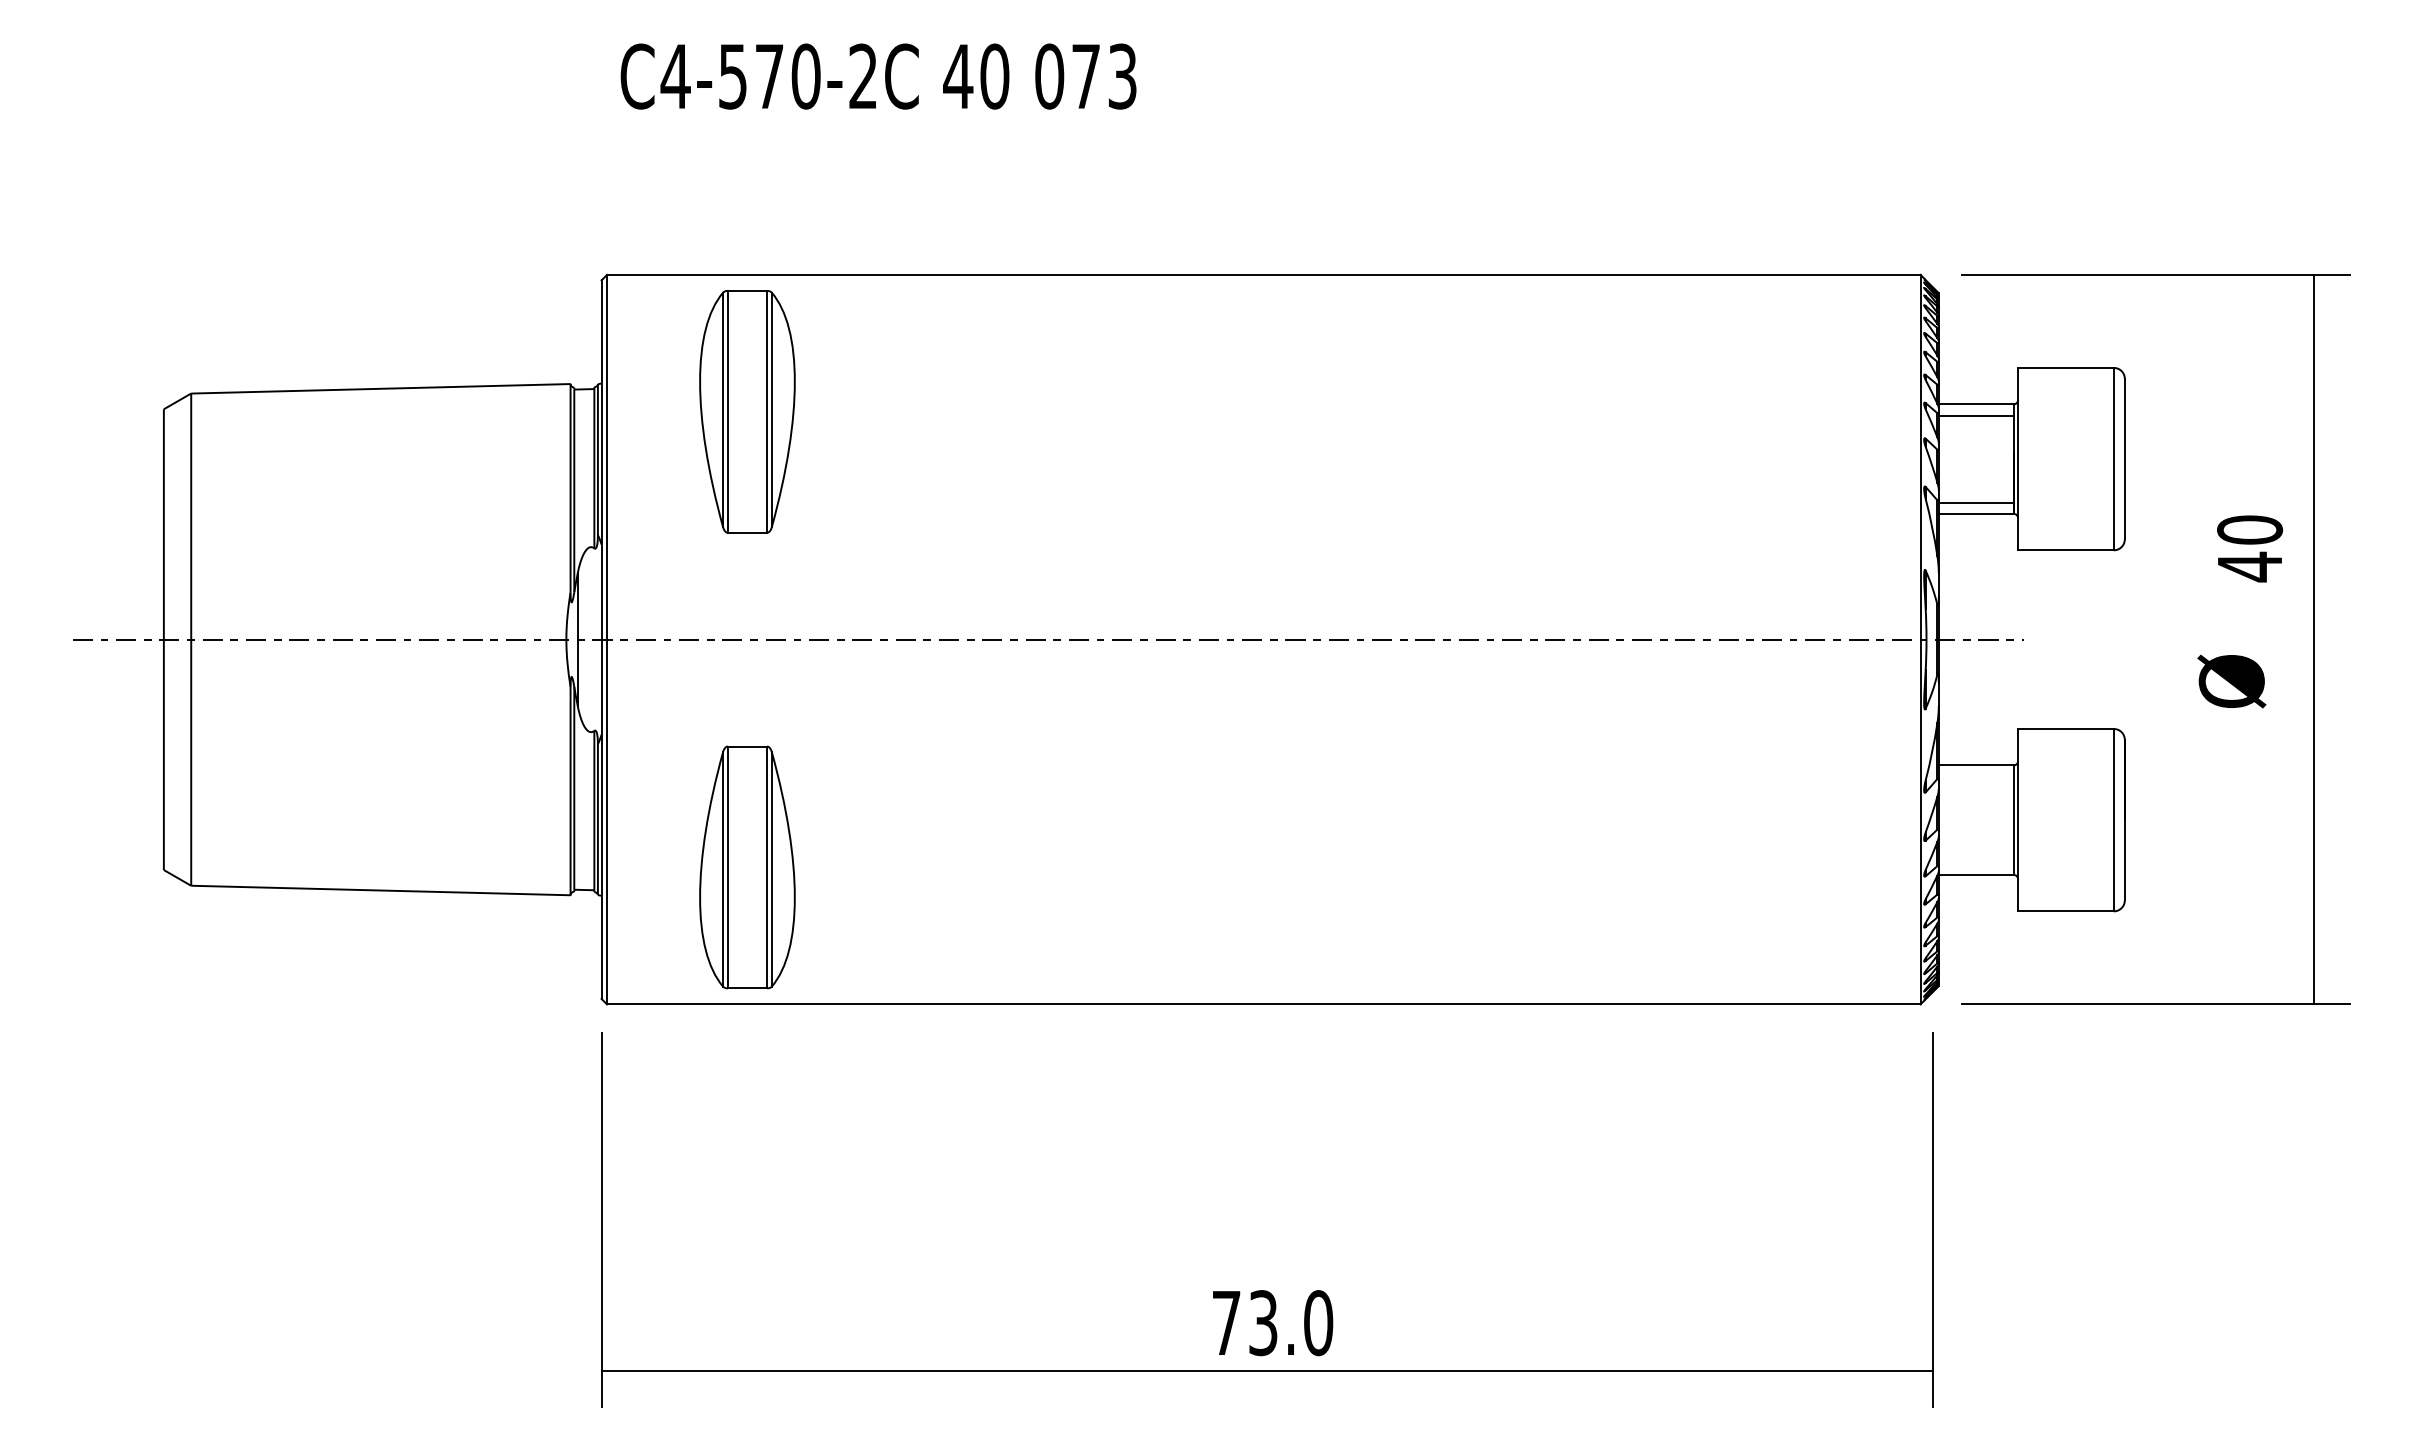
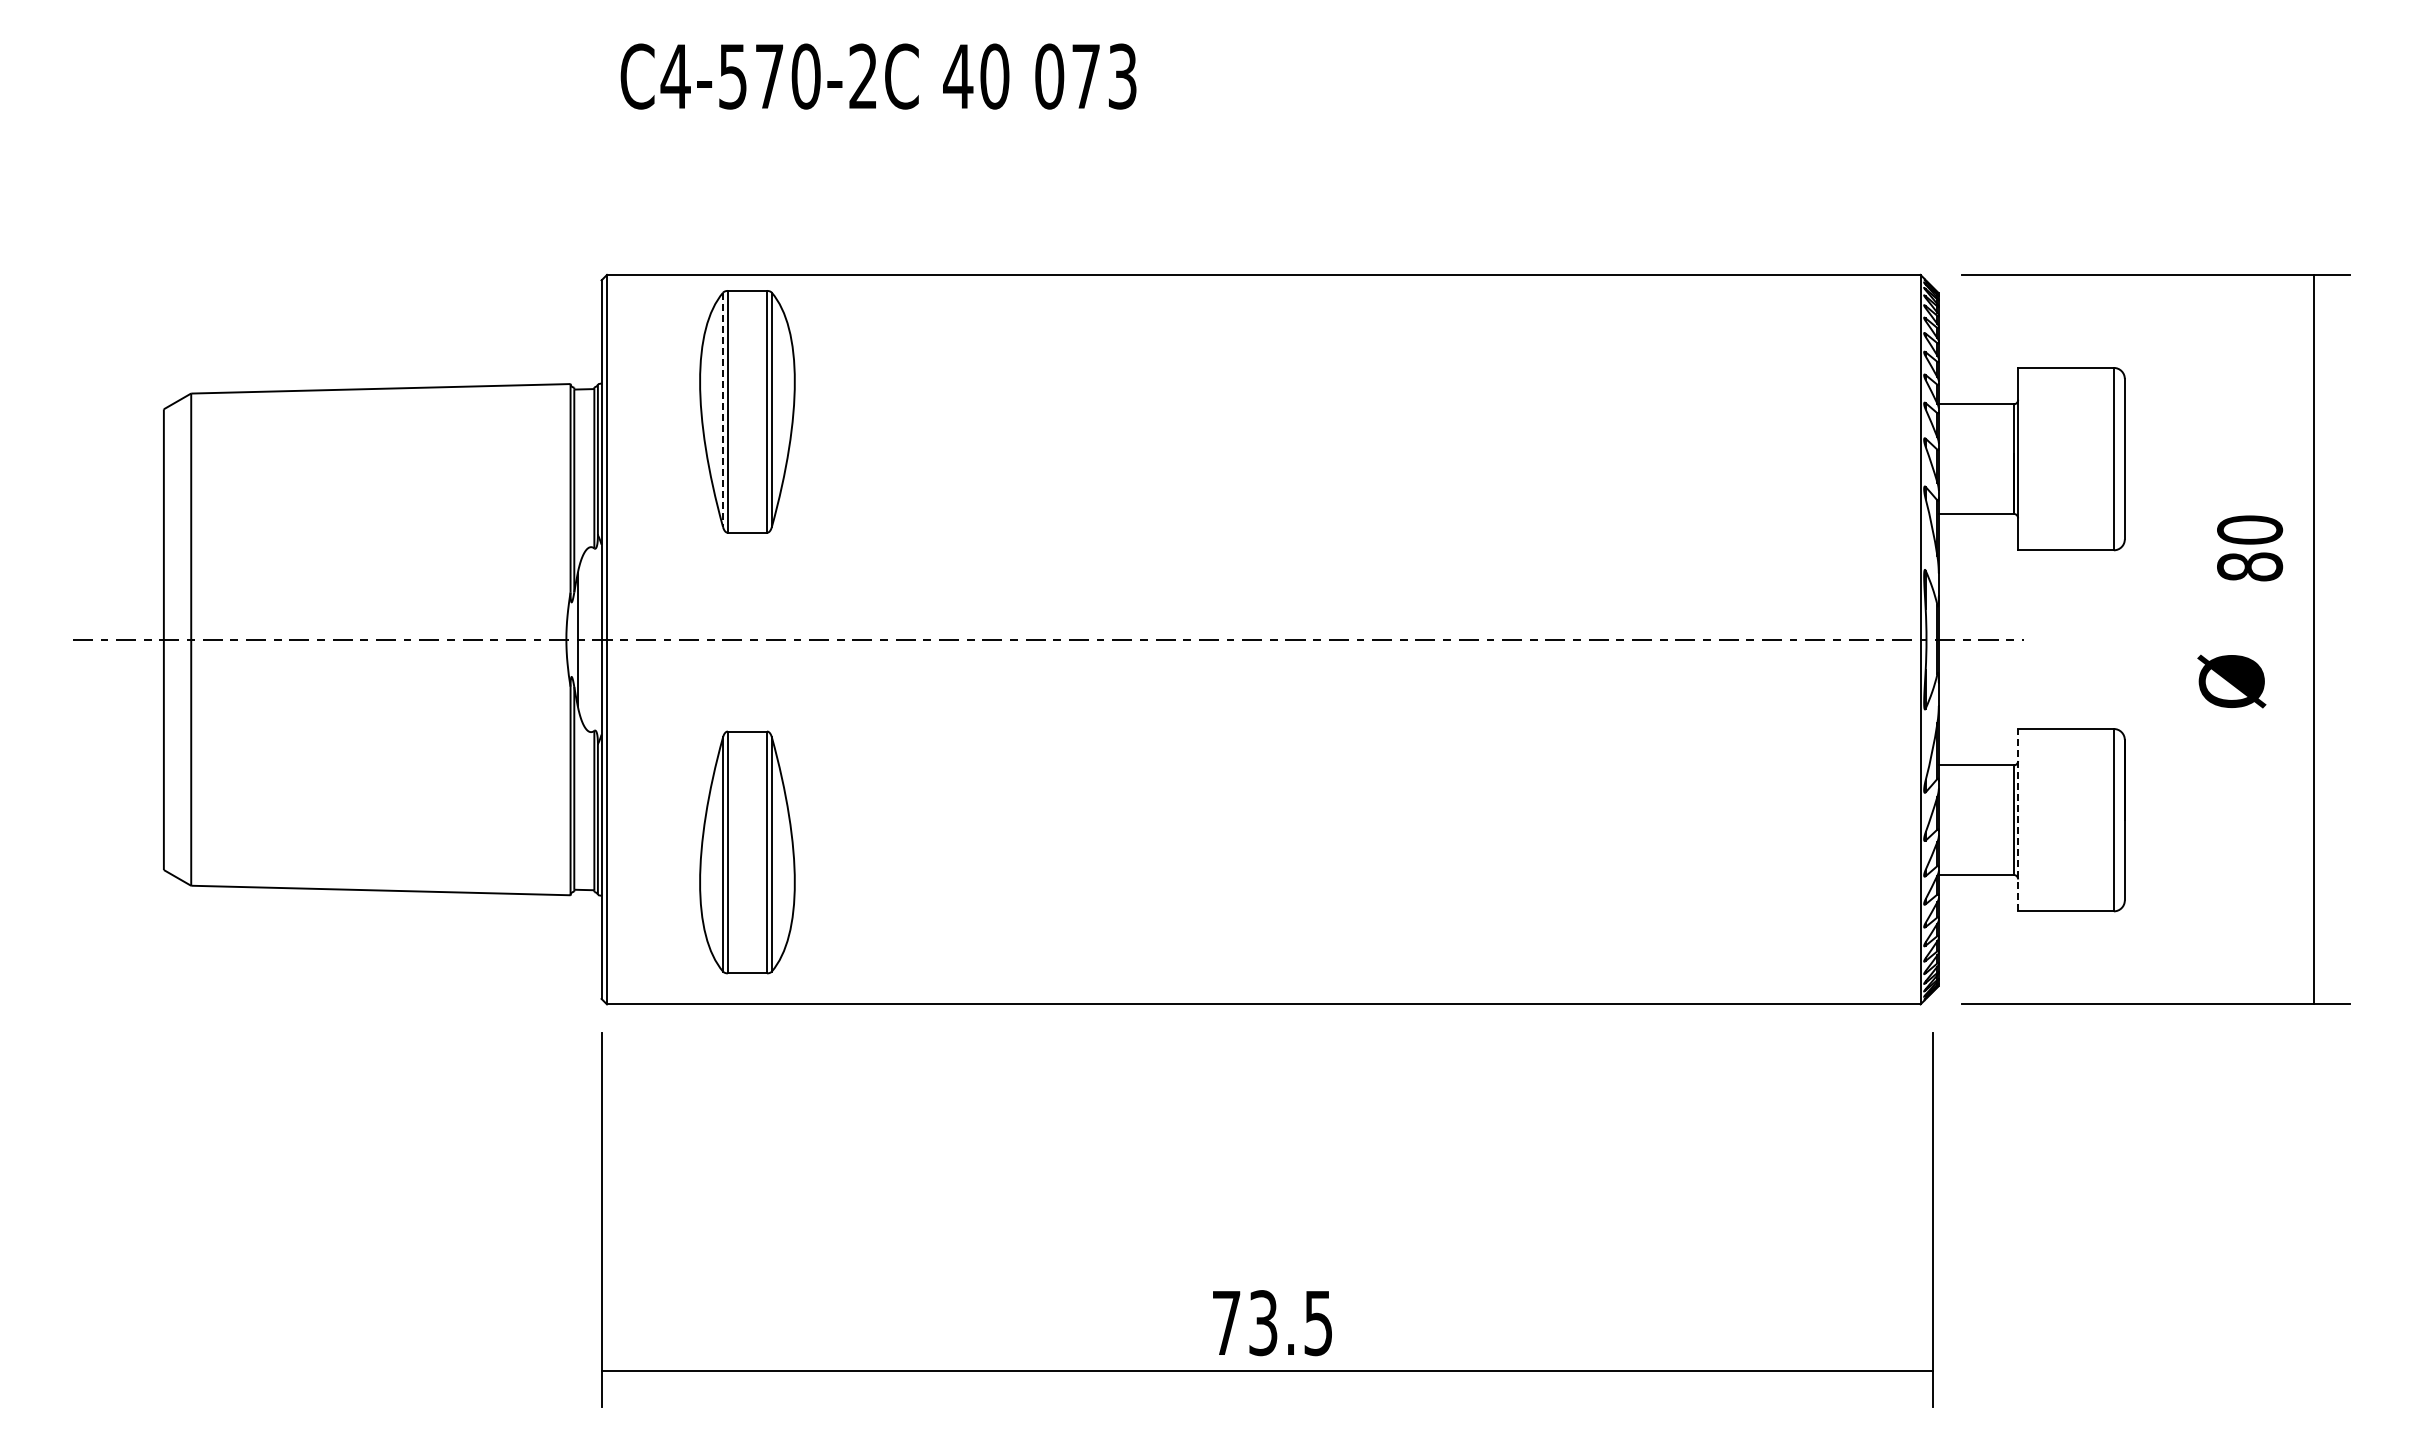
line: solid -> dashed (723, 410)
line: present -> none (1975, 415)
line: present -> none (1975, 502)
text: 40 -> 80 (2250, 566)
line: solid -> dashed (2018, 819)
part position: (747, 867) -> (747, 852) (747, 852)
text: 73.0 -> 73.5 (1318, 1323)
